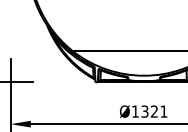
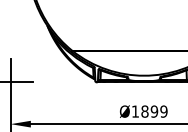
text: Ø1321 -> Ø1899 (154, 111)
